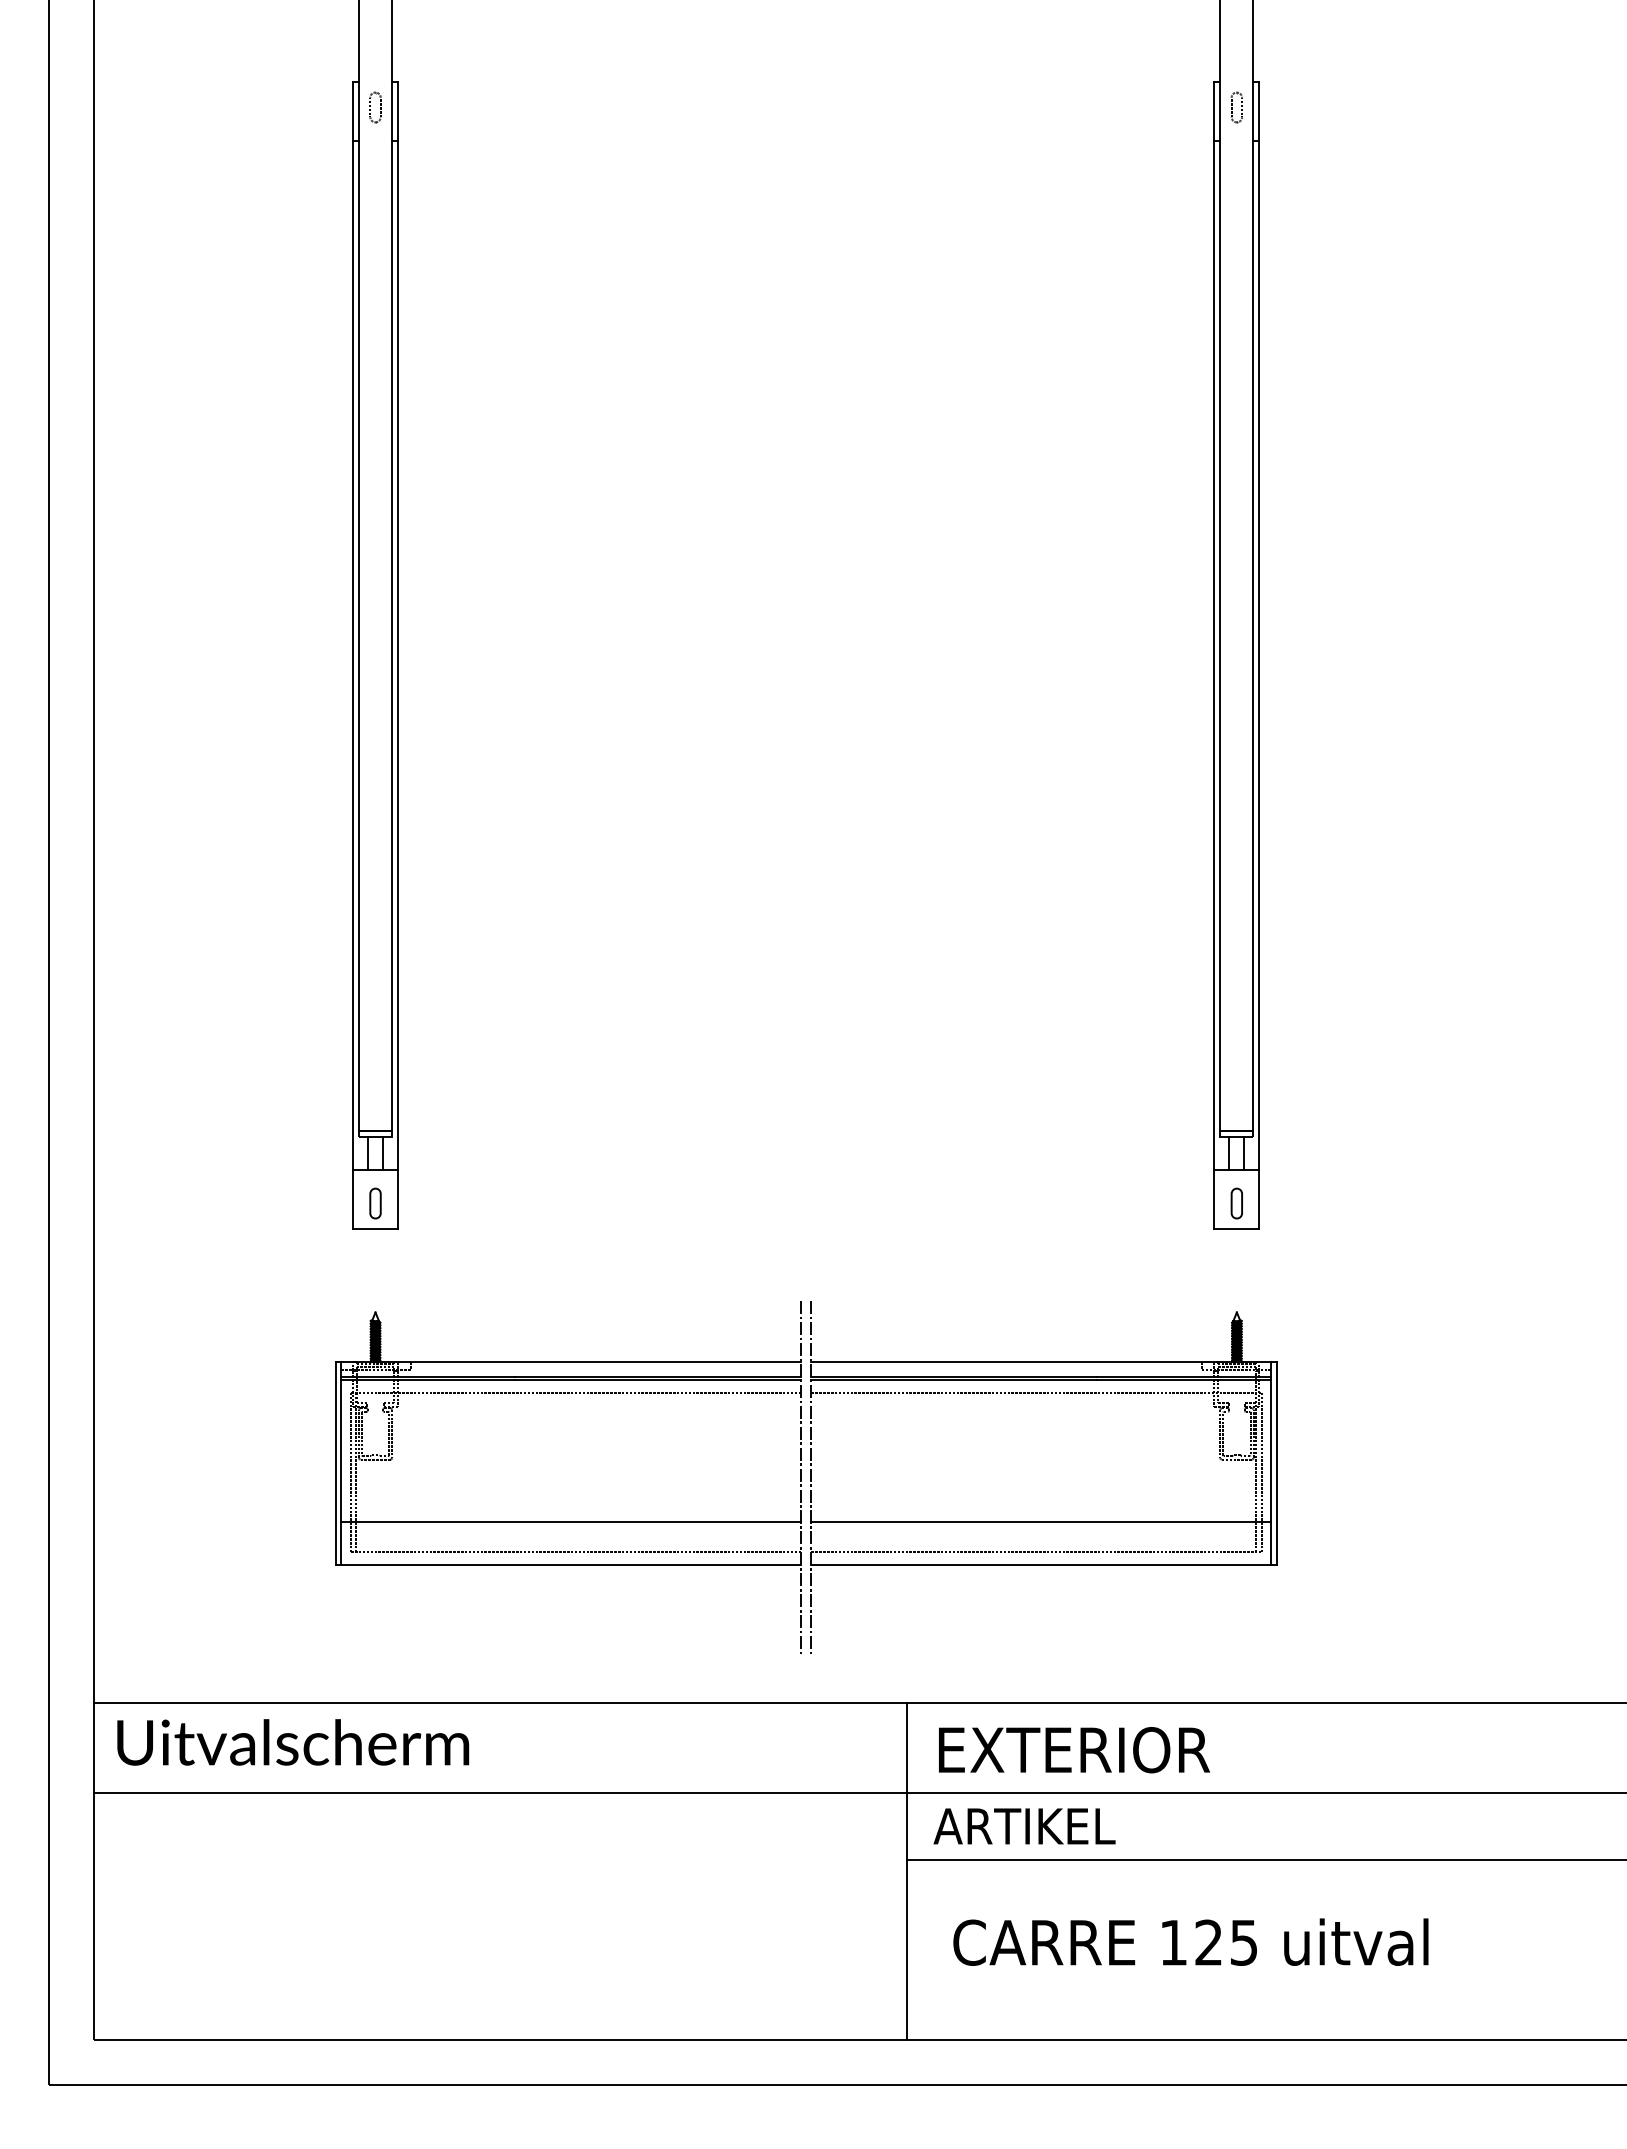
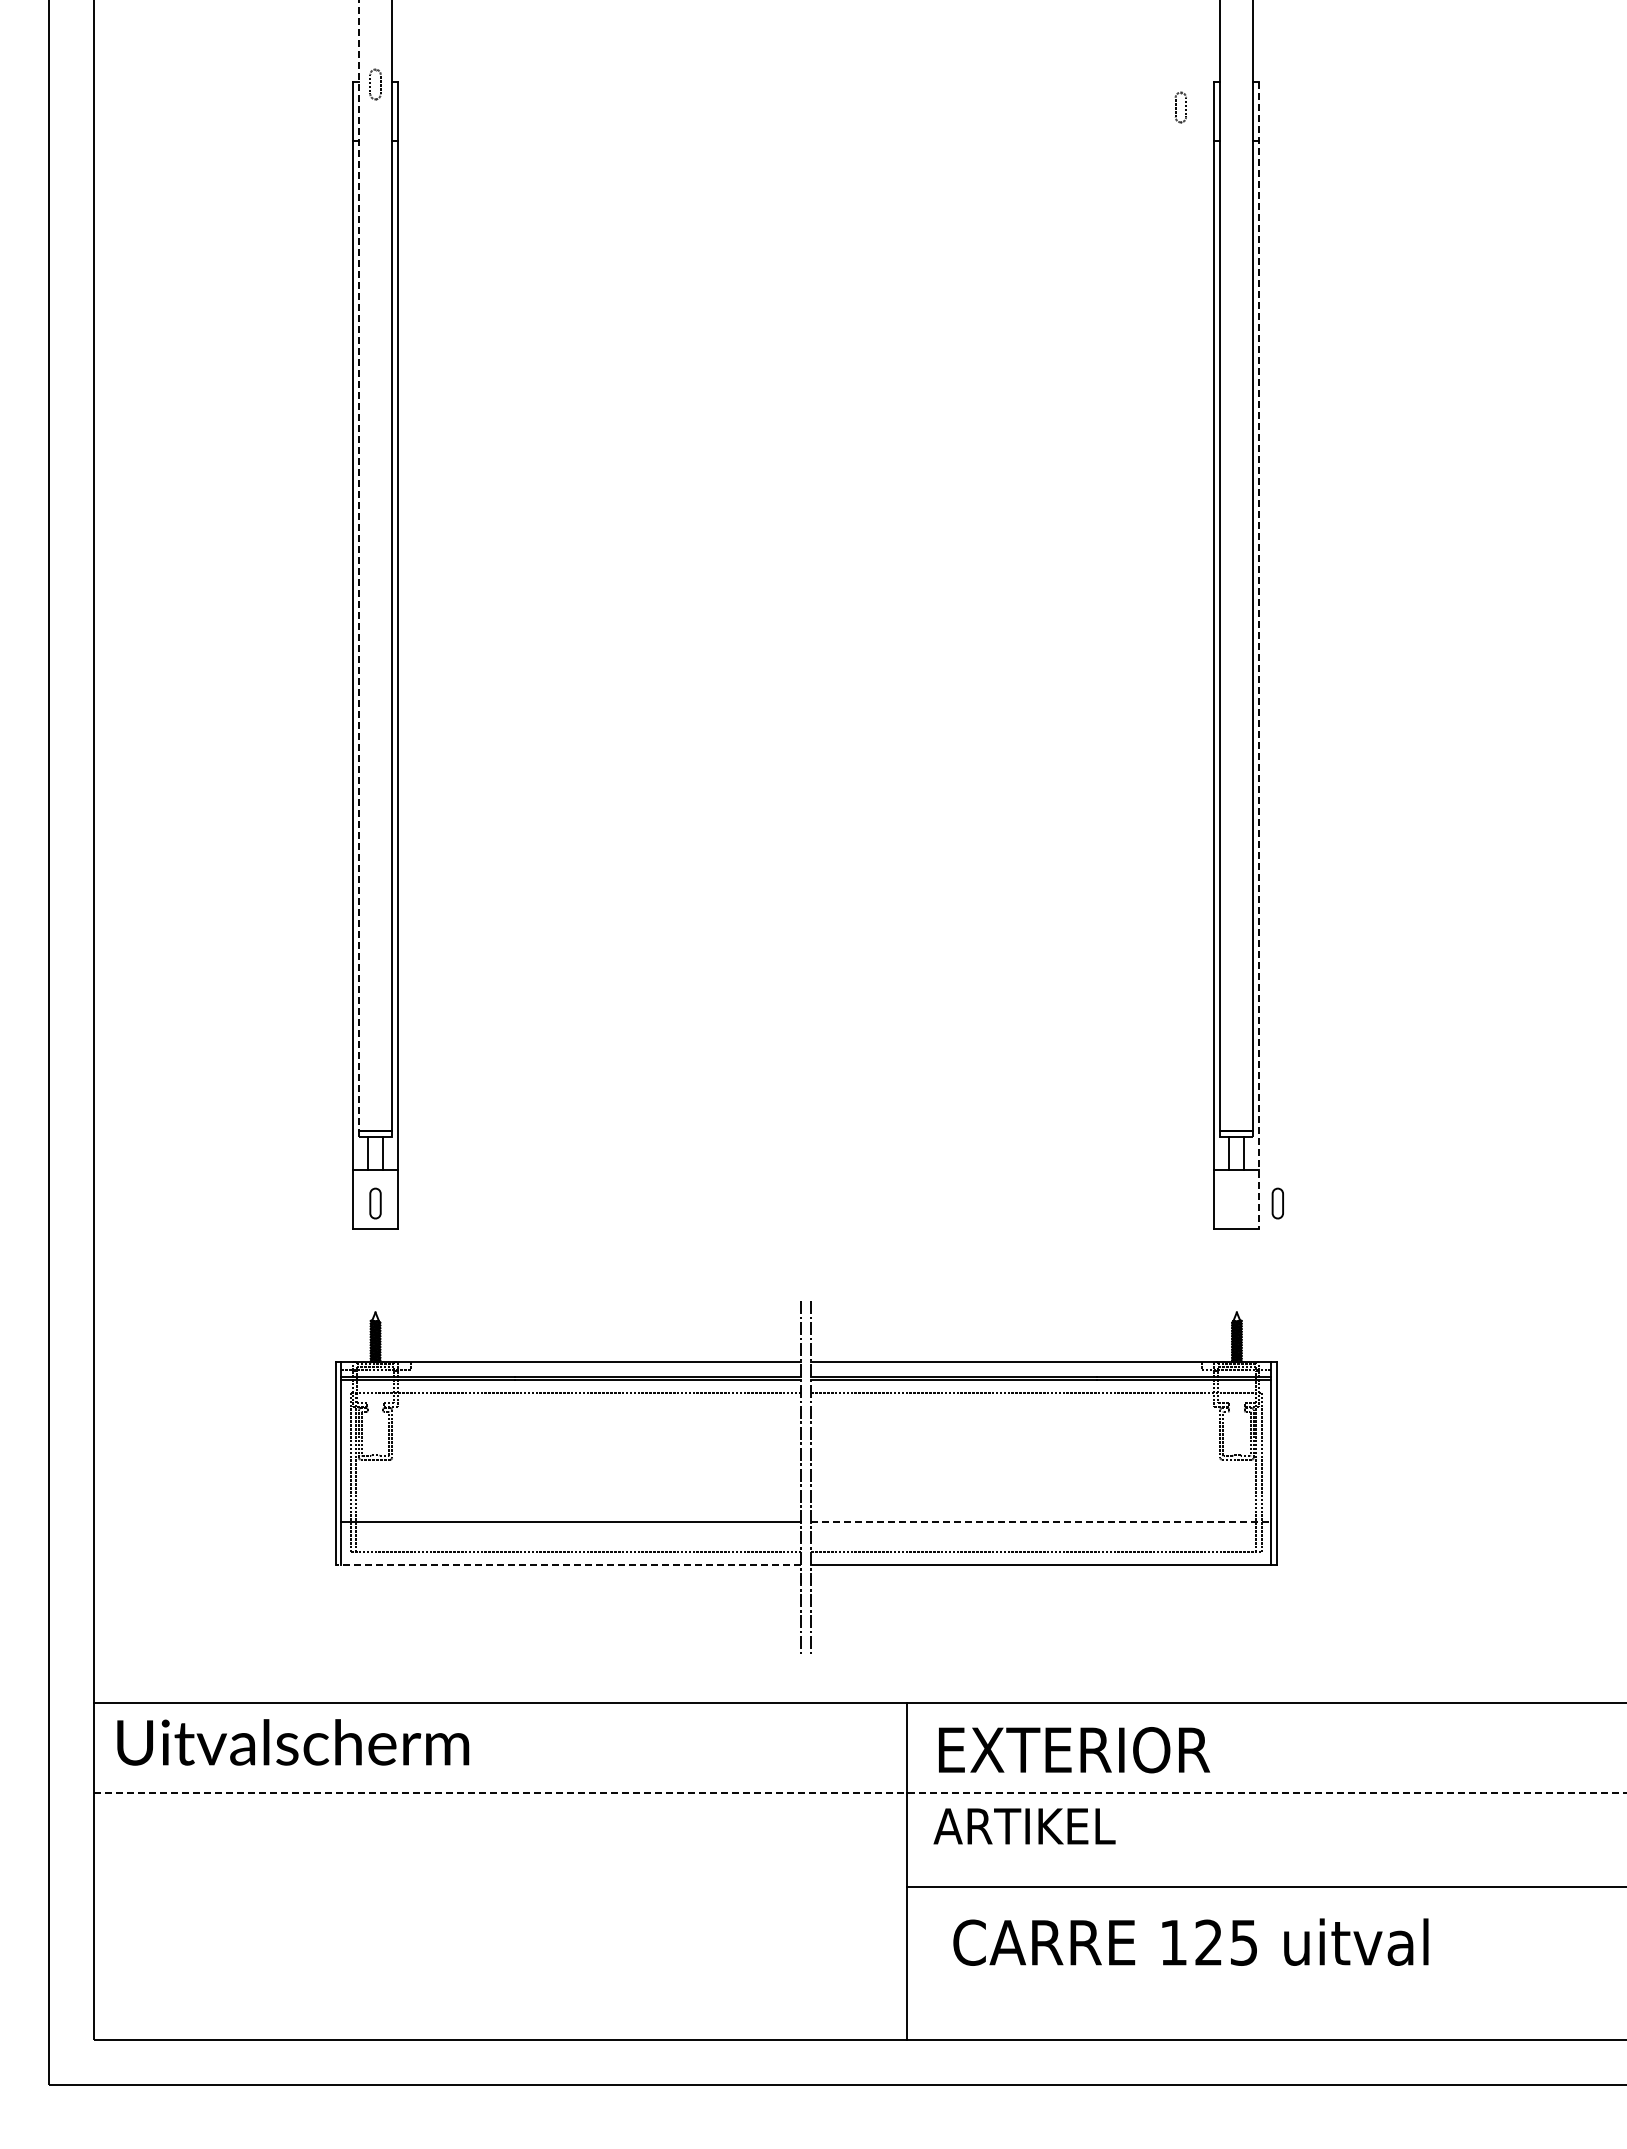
part position: (375, 107) -> (375, 84) (375, 84)
part position: (1236, 107) -> (1180, 107) (1180, 107)
line: solid -> dashed (359, 565)
line: solid -> dashed (1259, 656)
part position: (1236, 1203) -> (1277, 1203) (1277, 1203)
line: solid -> dashed (1041, 1521)
line: solid -> dashed (568, 1564)
line: solid -> dashed (860, 1792)
line position: (1264, 1860) -> (1264, 1887) (1264, 1887)
